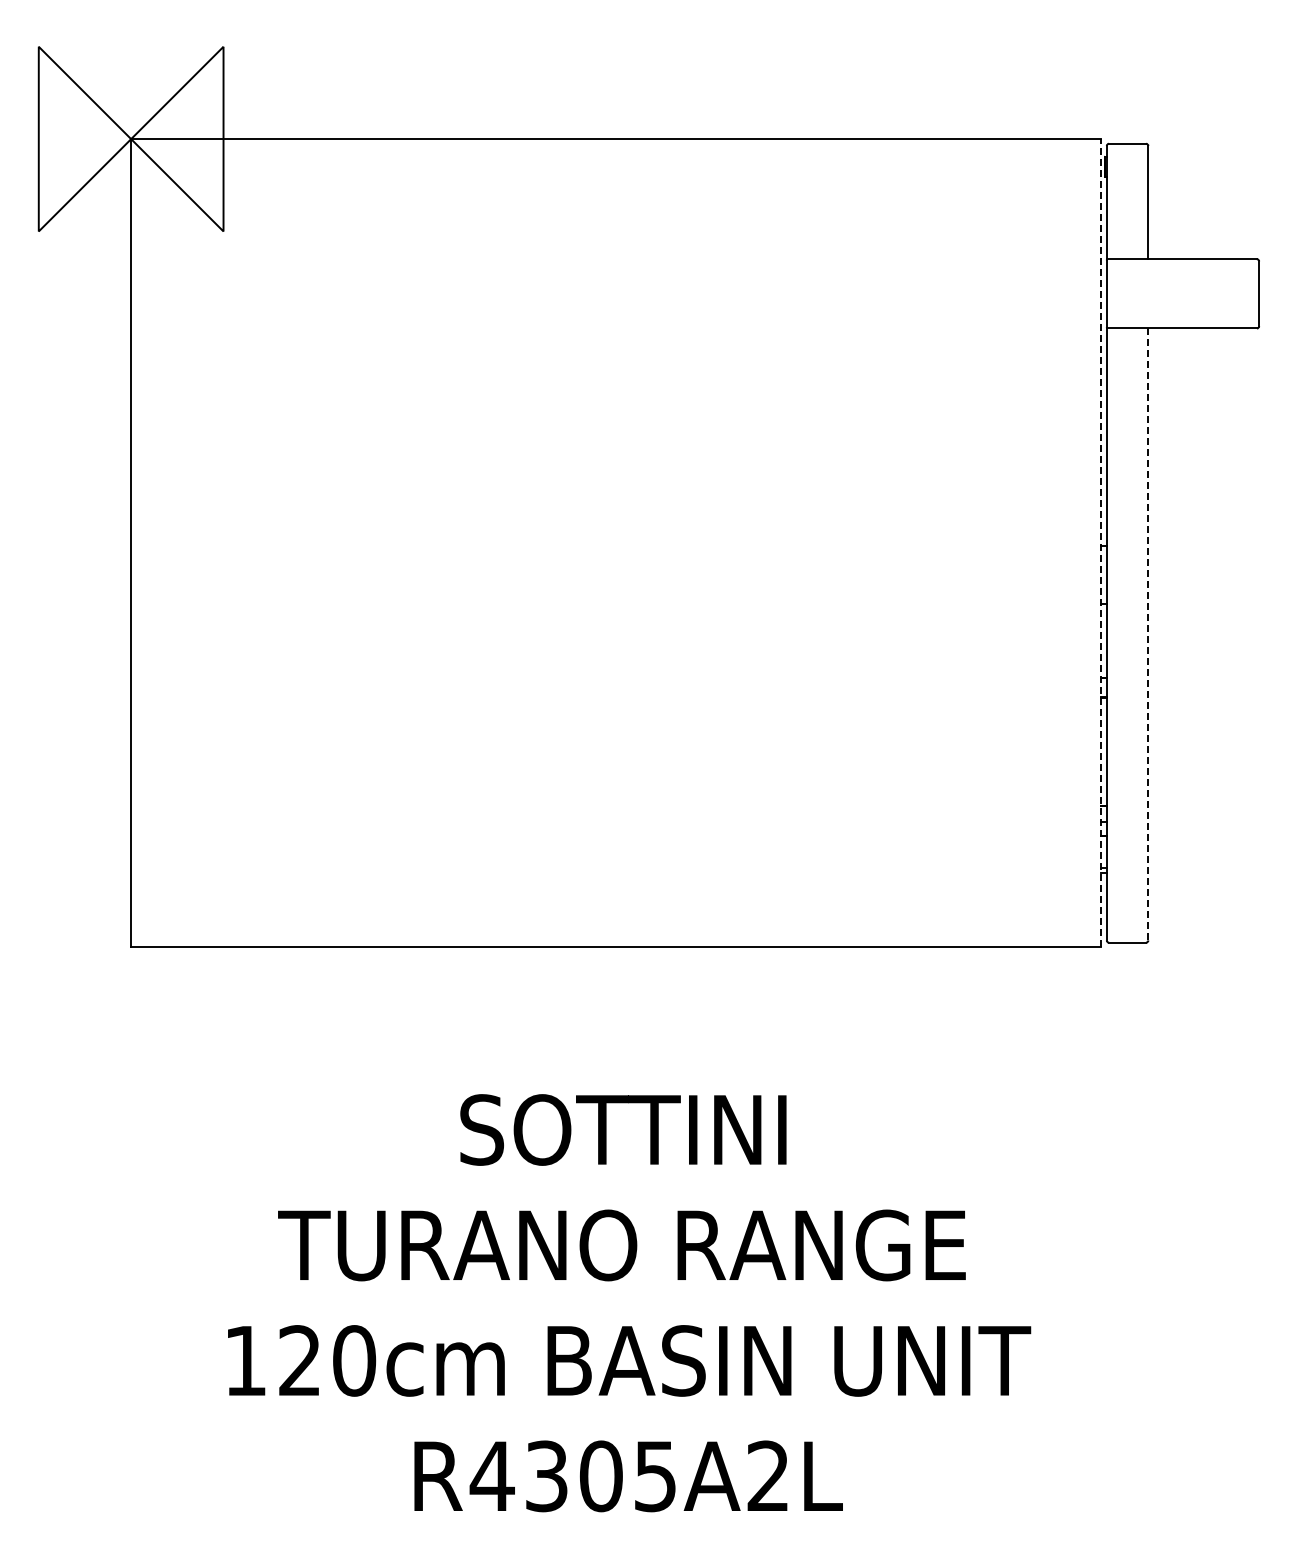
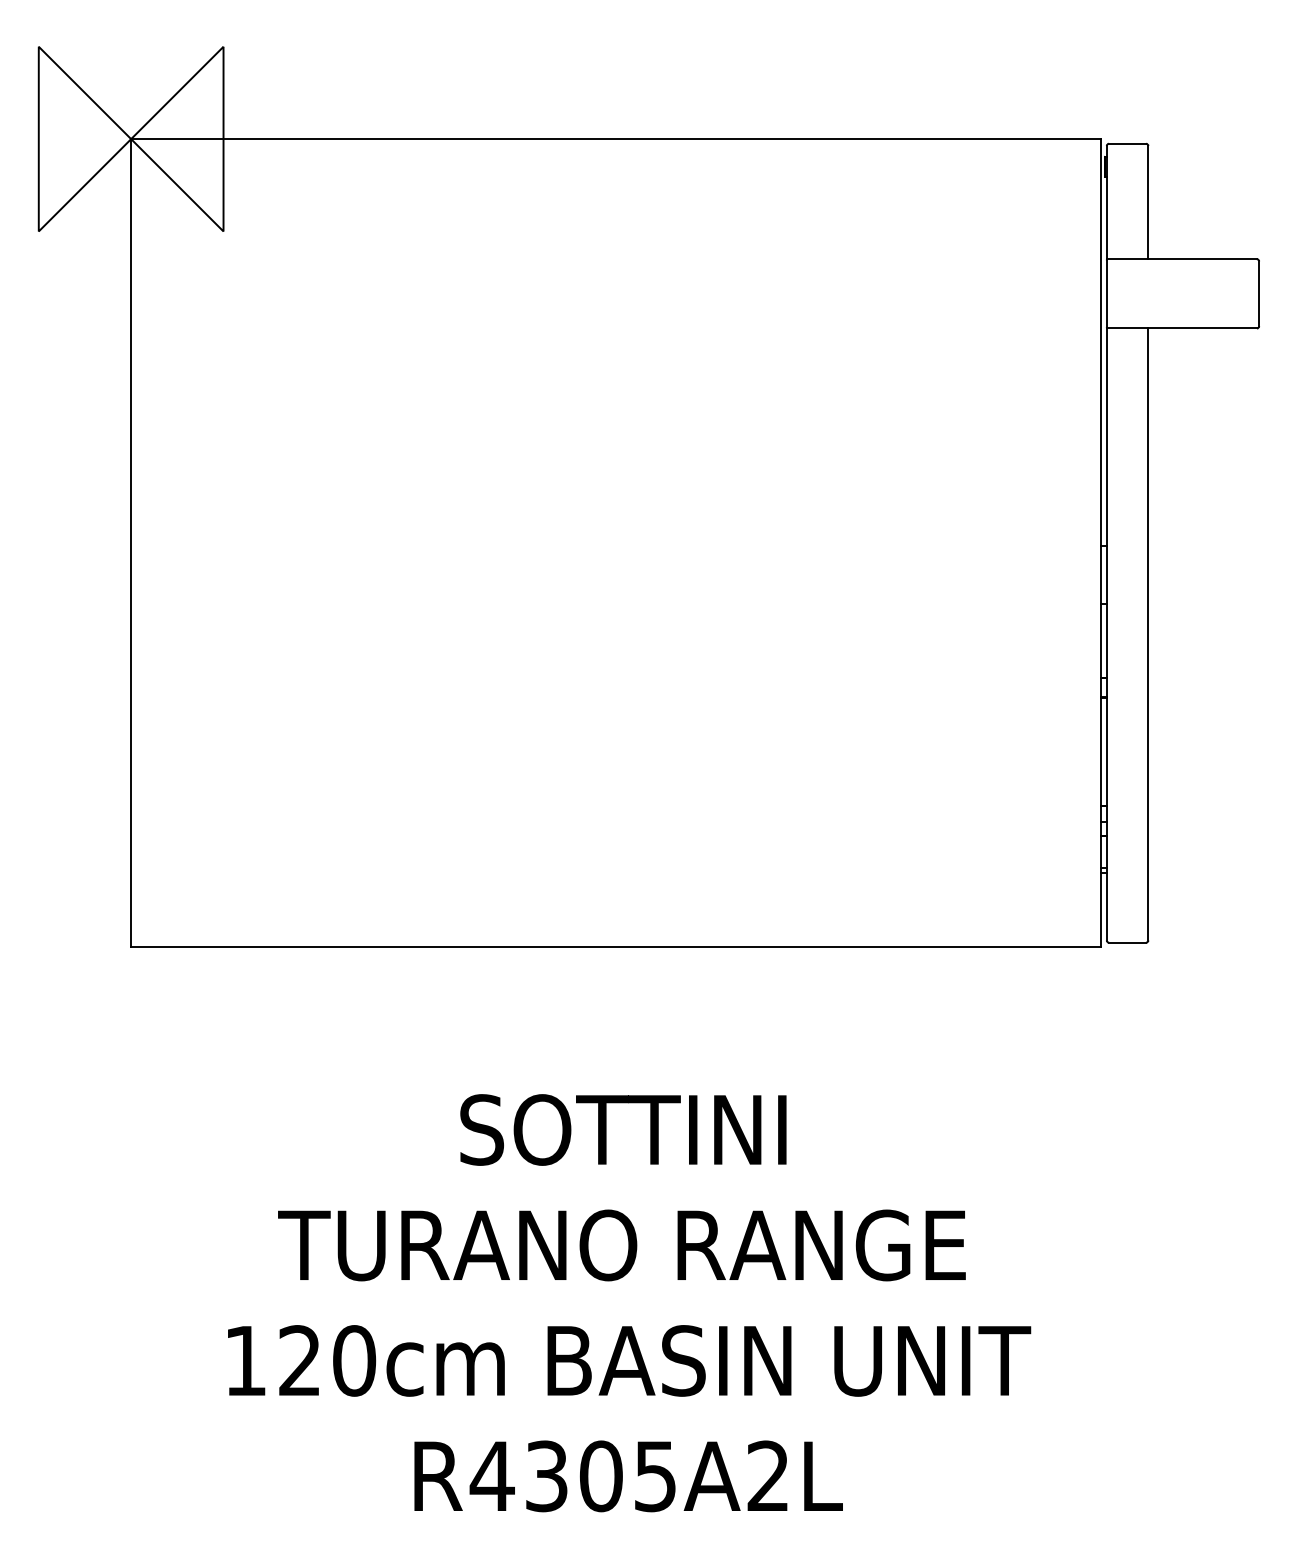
line: dashed -> solid (1101, 542)
line: dashed -> solid (1148, 634)
